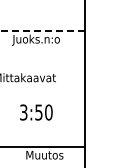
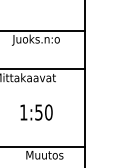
line: dashed -> solid (42, 30)
line: none -> present (43, 69)
text: 3:50 -> 1:50 (23, 112)
